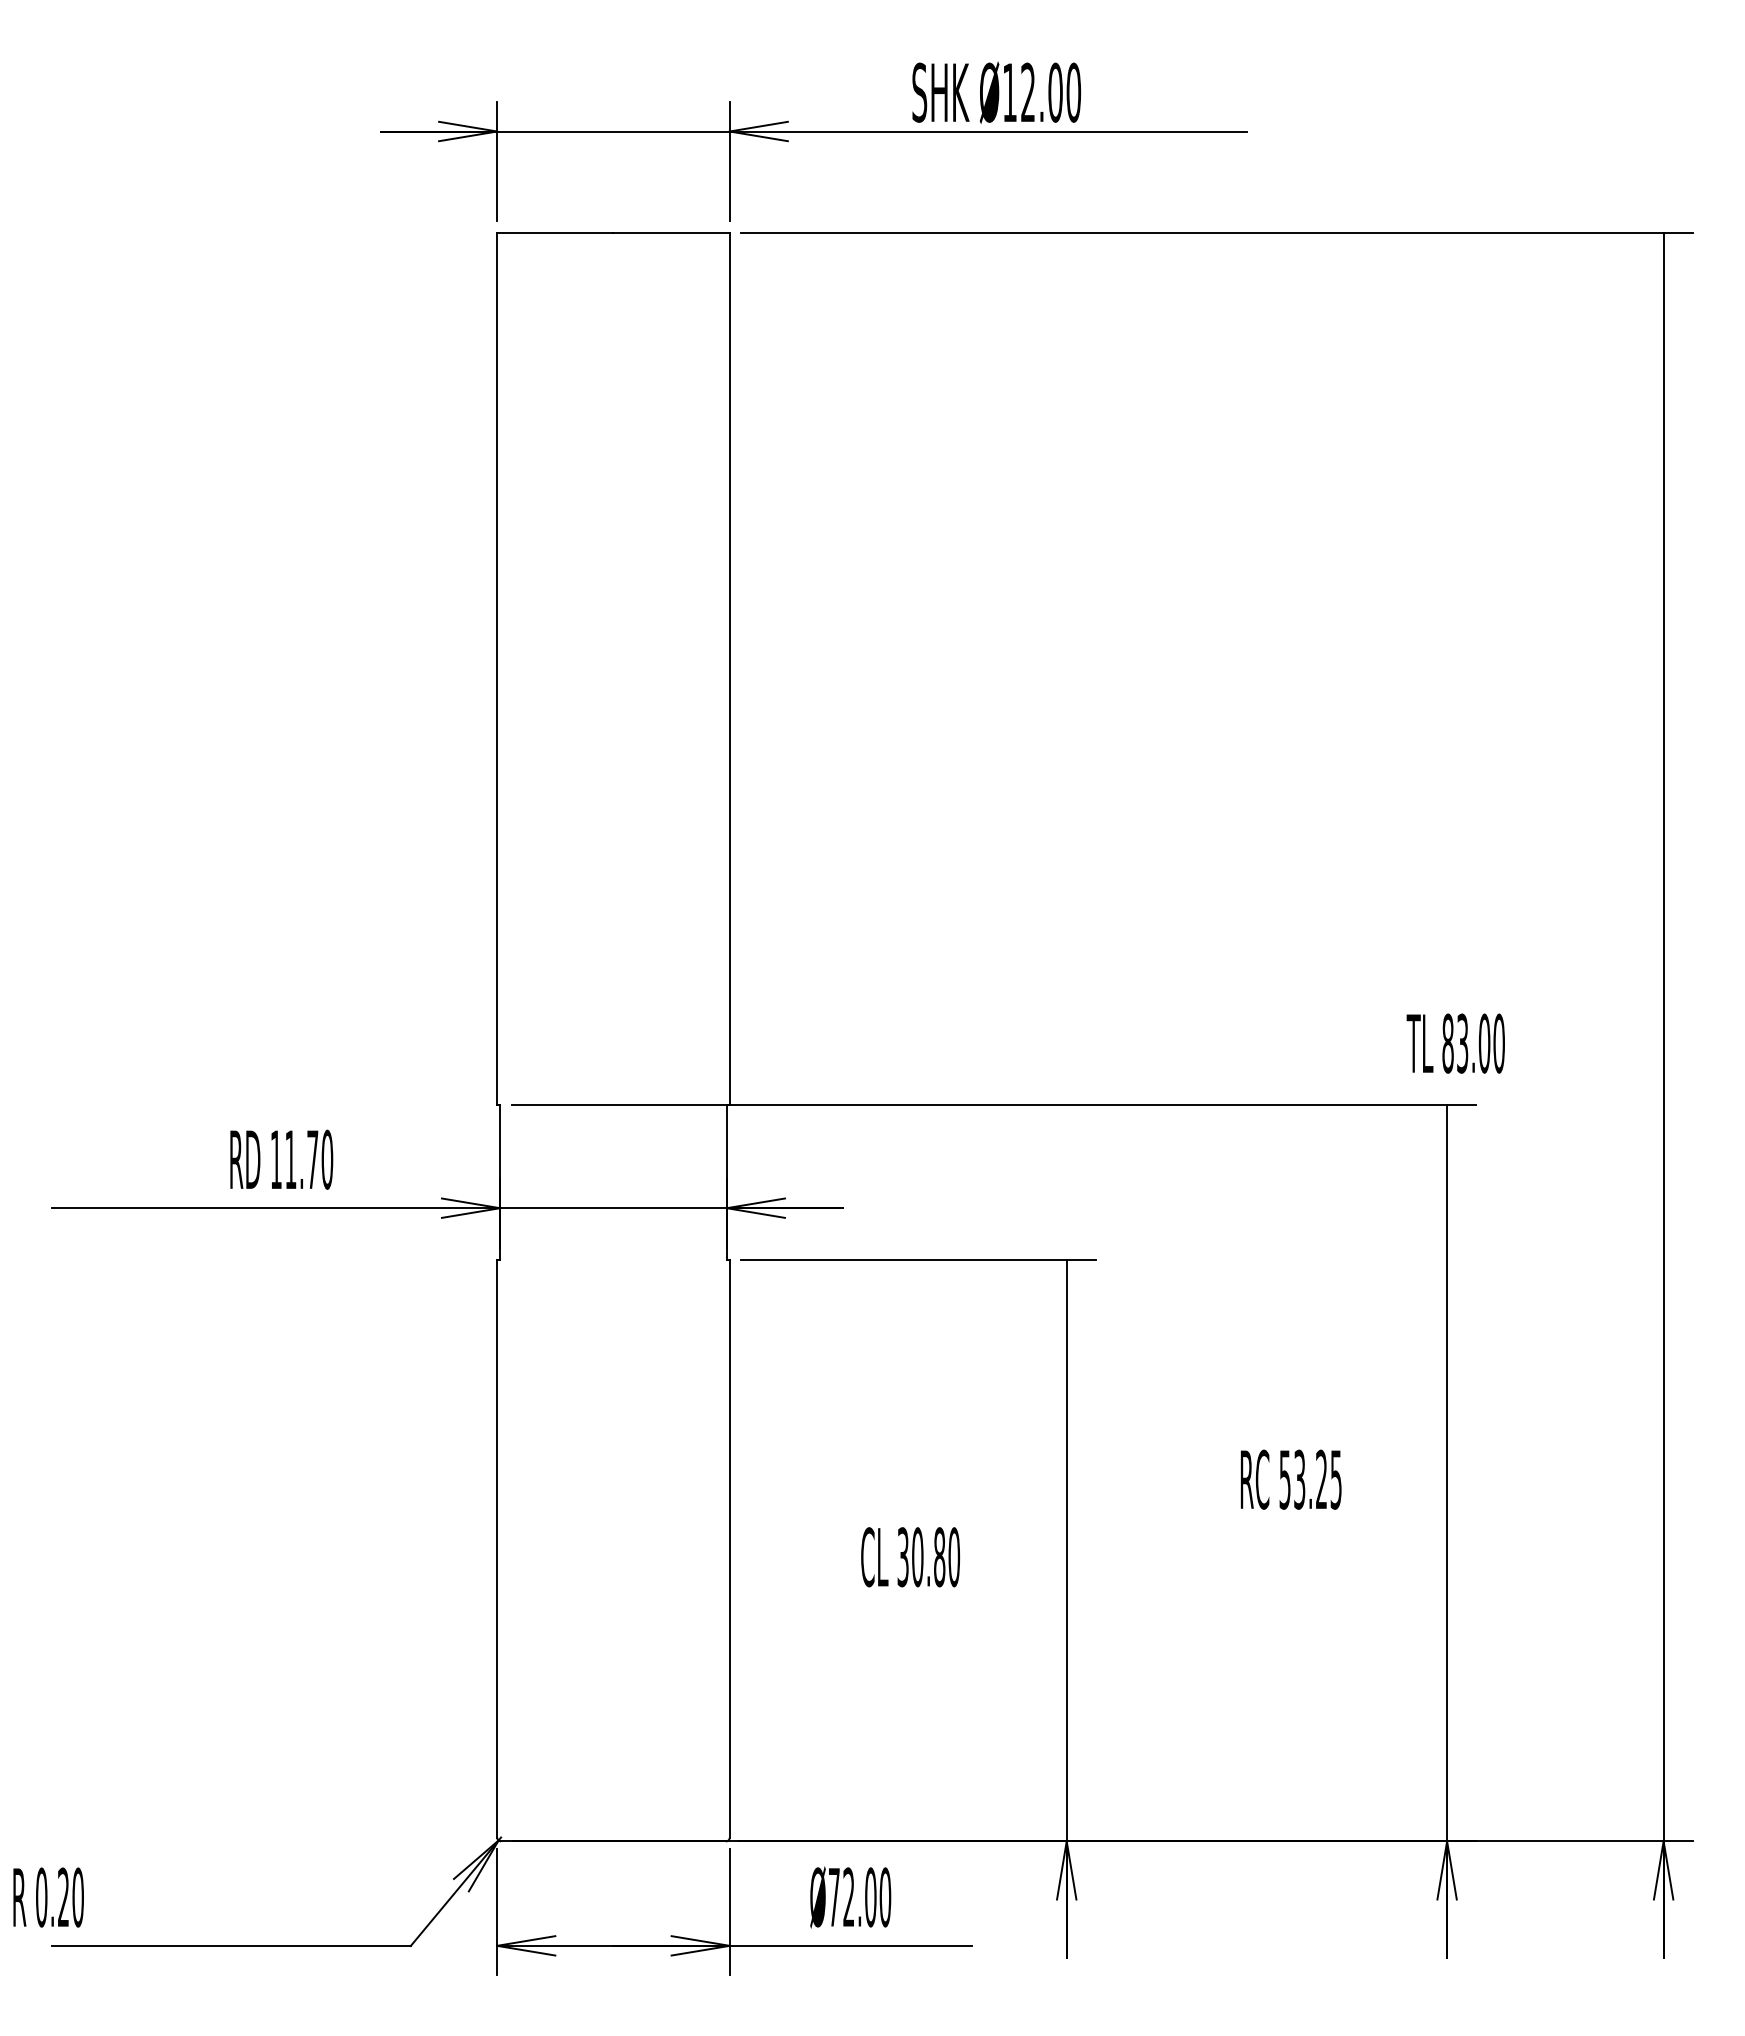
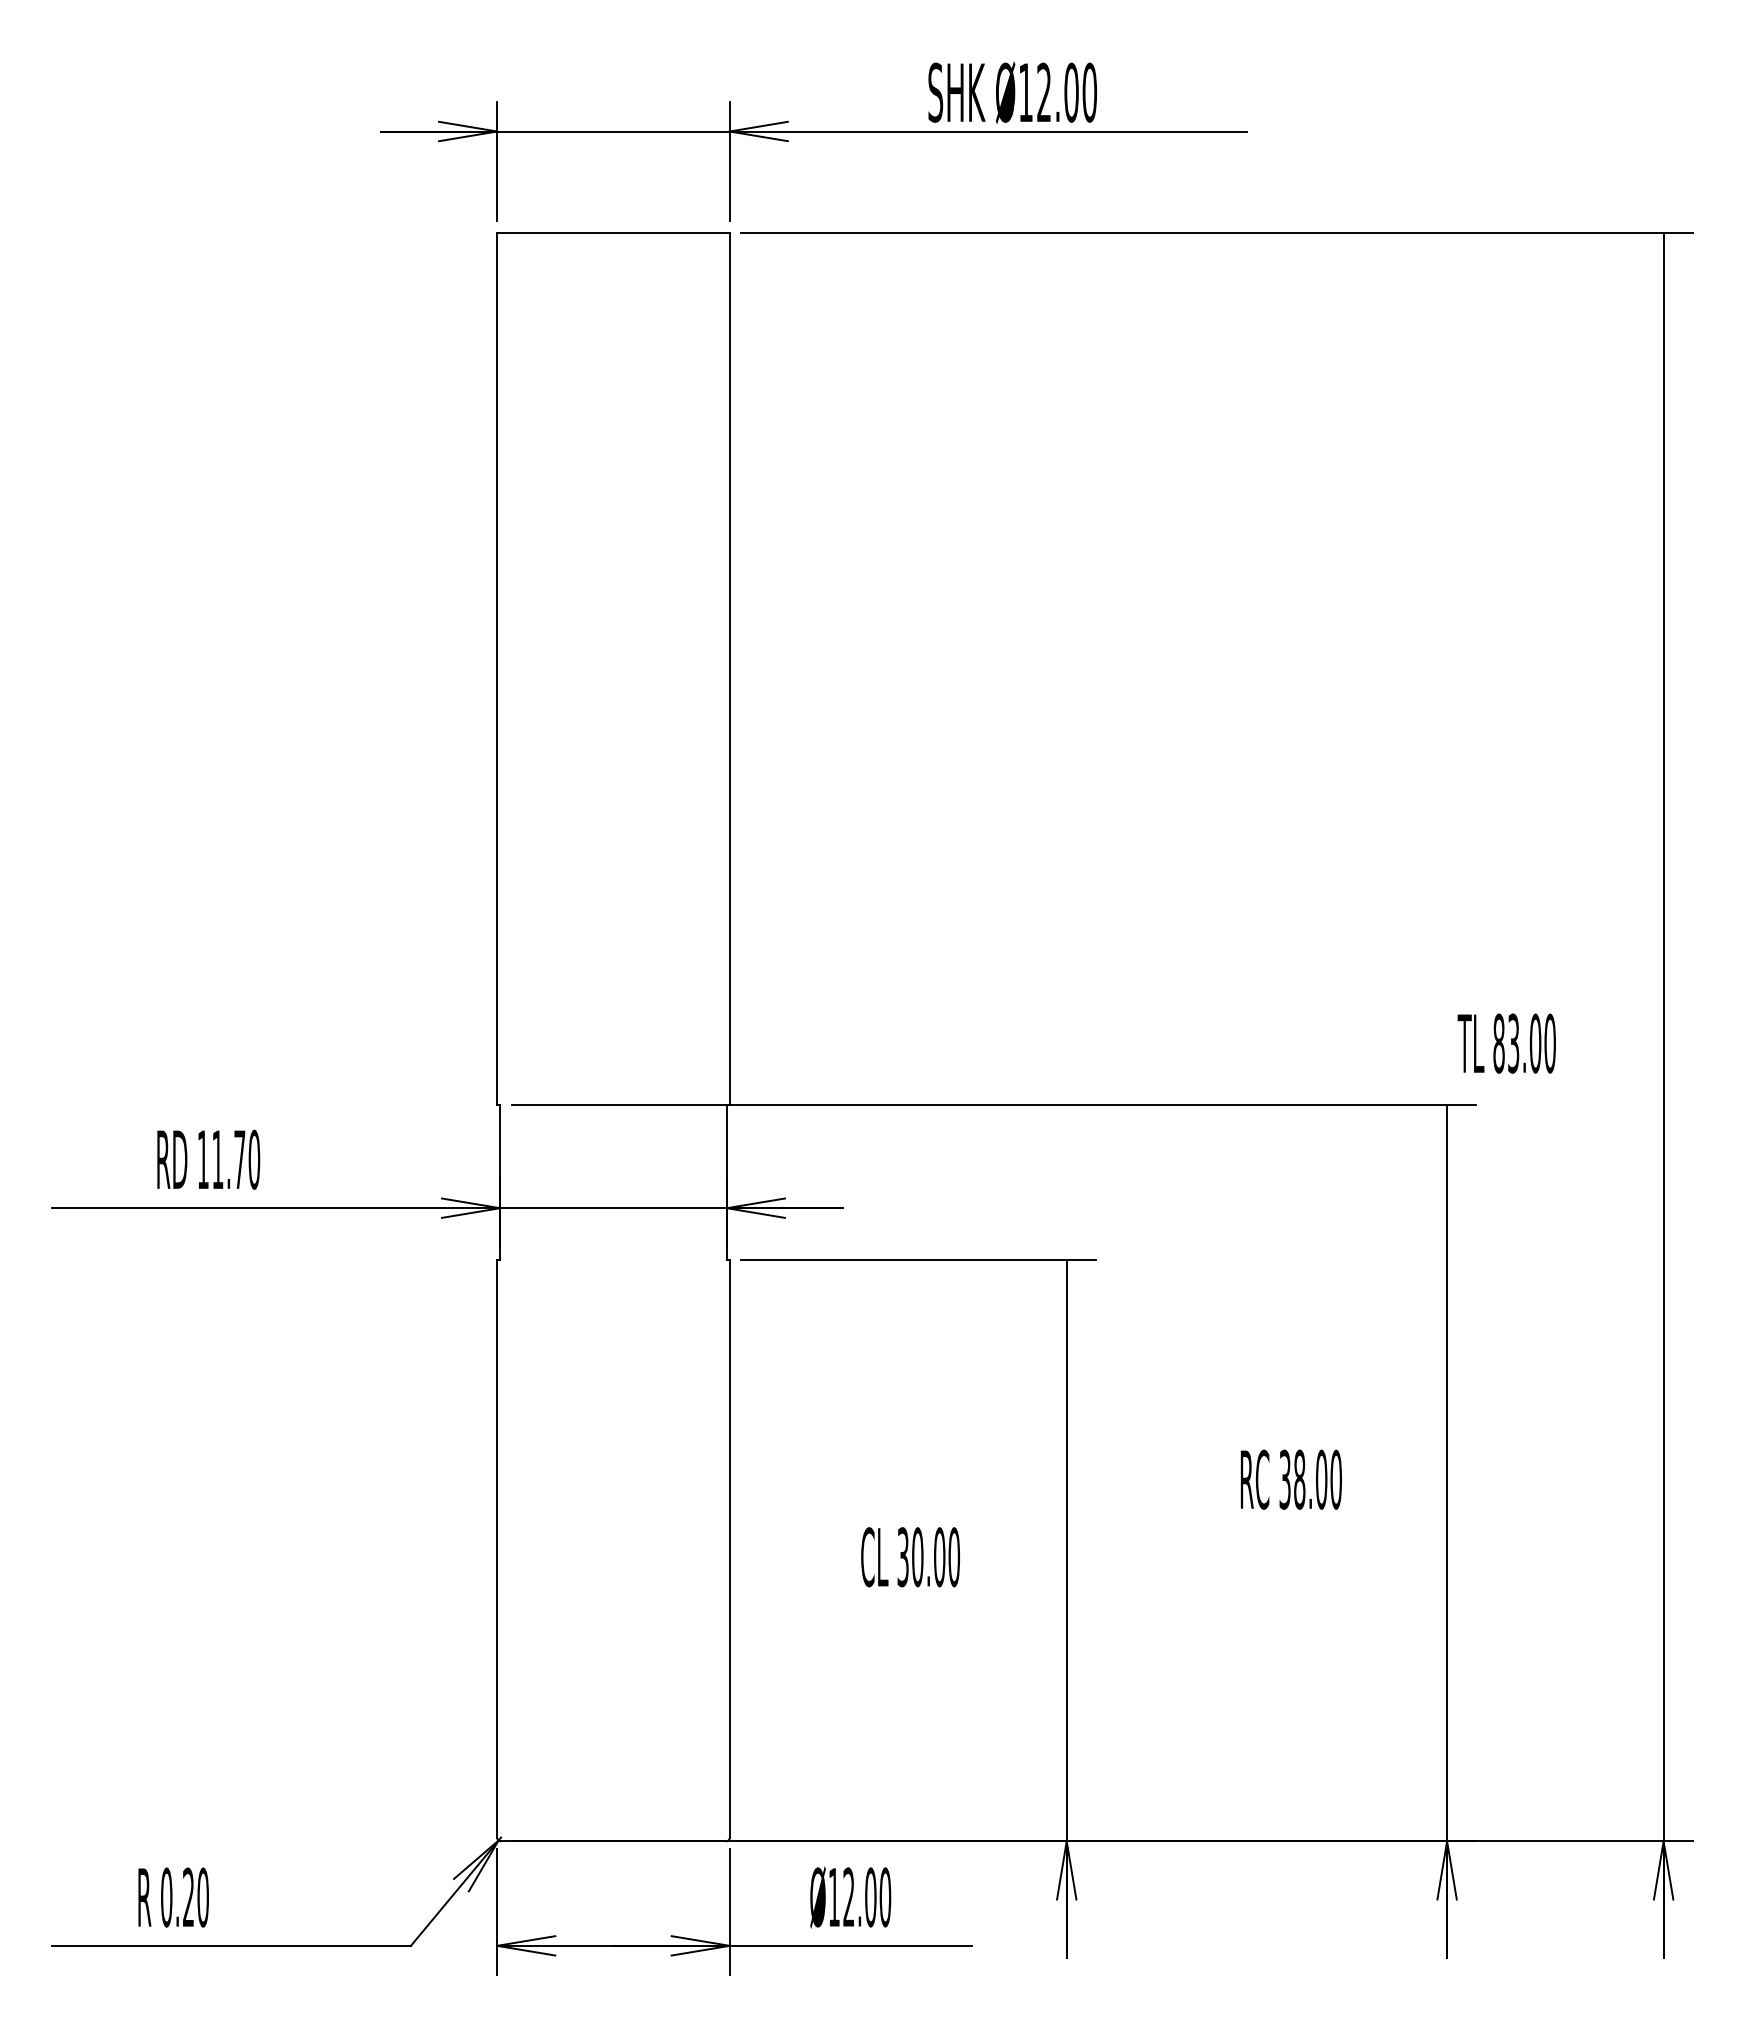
text position: (996, 92) -> (1012, 92) (1012, 92)
text position: (1455, 1043) -> (1506, 1043) (1506, 1043)
text position: (281, 1159) -> (208, 1159) (208, 1159)
text: 53.25 -> 38.00 (1310, 1479)
text: 30.80 -> 30.00 (939, 1556)
text position: (48, 1897) -> (173, 1897) (173, 1897)
text: Ø72.00 -> Ø12.00 (834, 1897)
